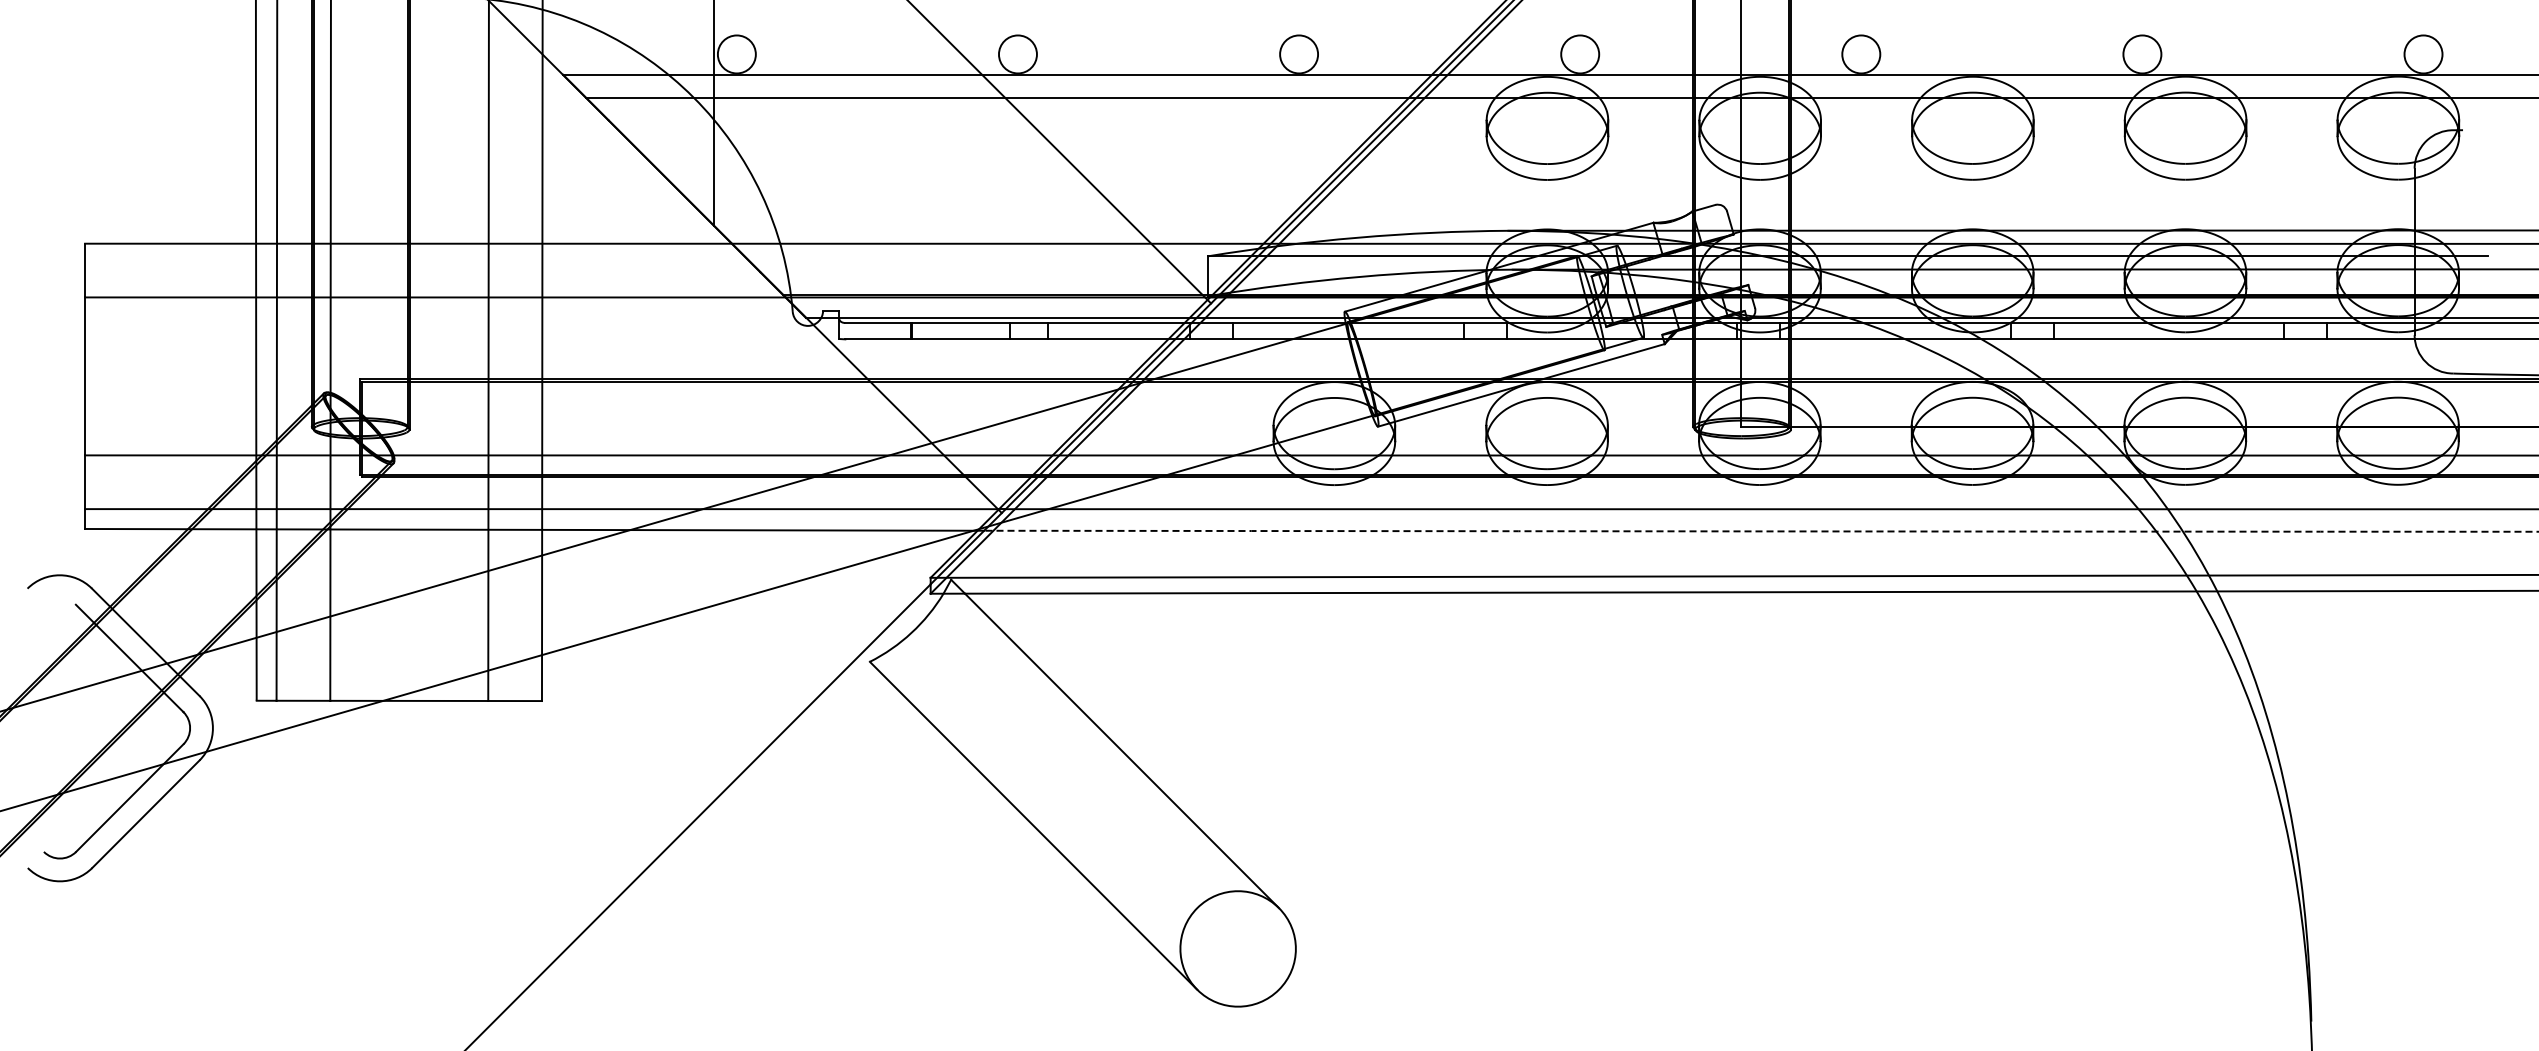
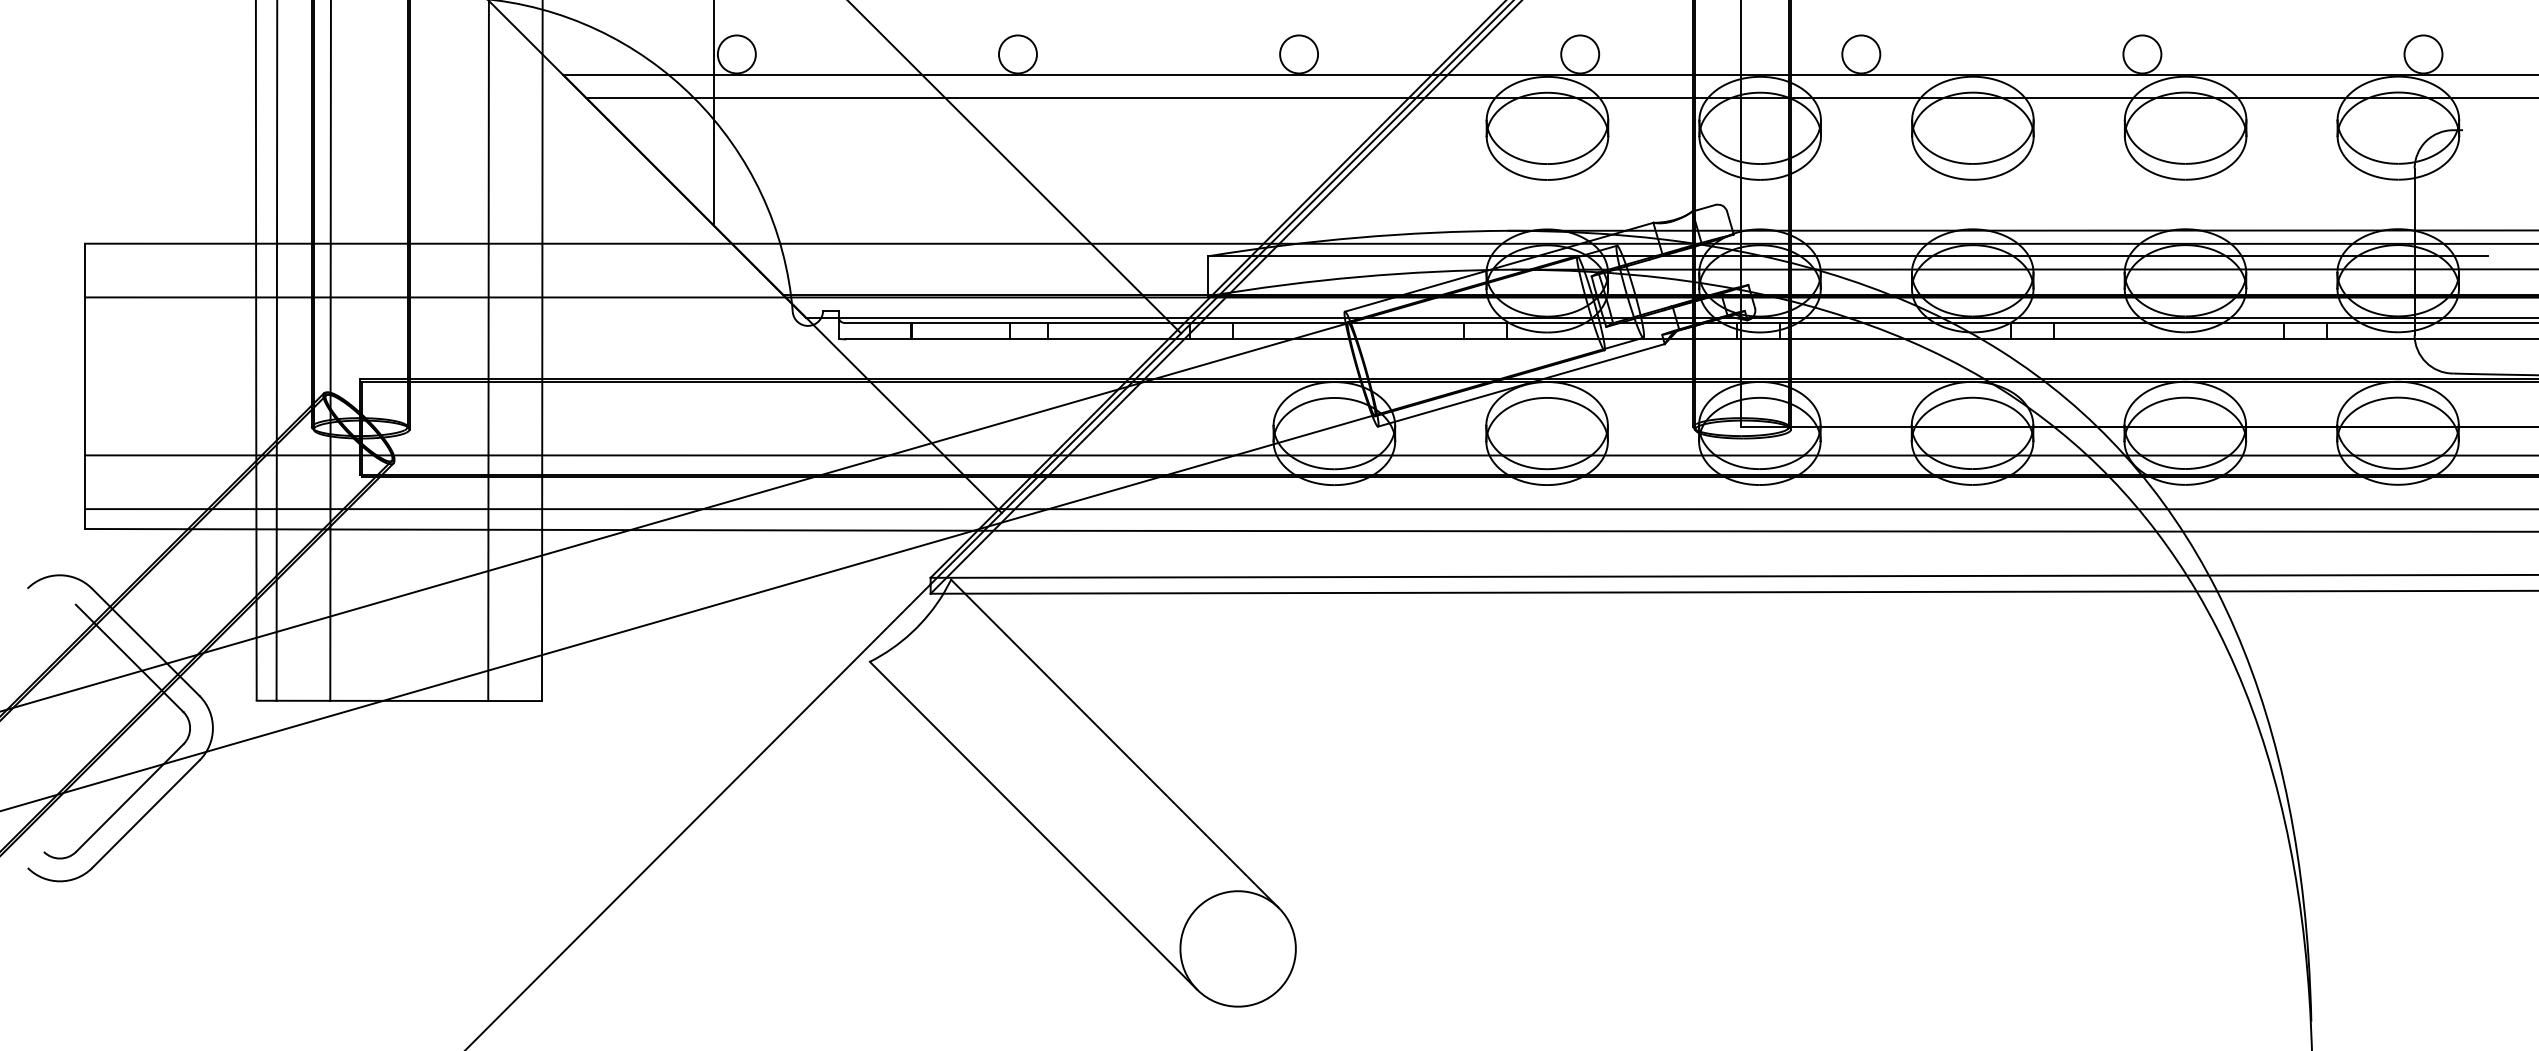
line position: (1060, 152) -> (1015, 167) (1015, 167)
arc: dashed -> solid (1761, 531)
